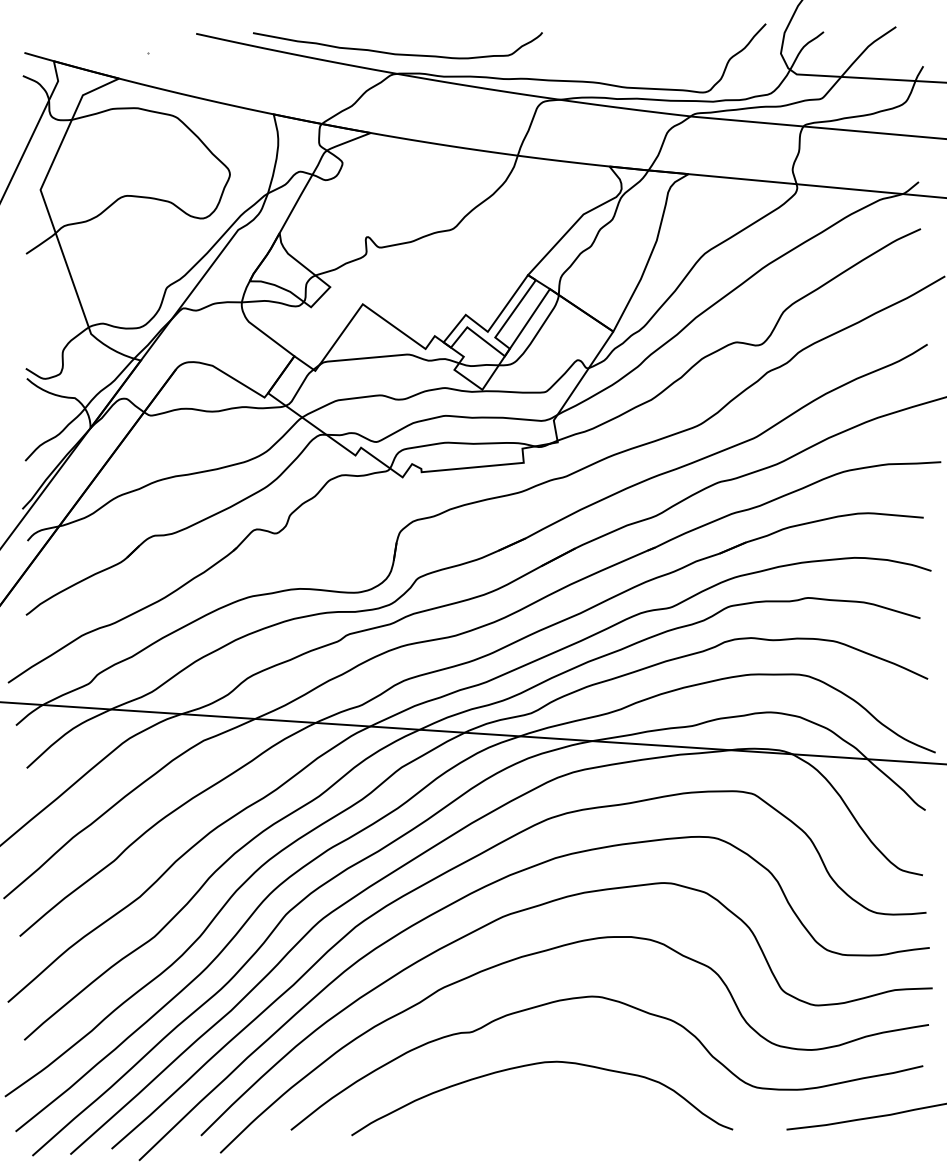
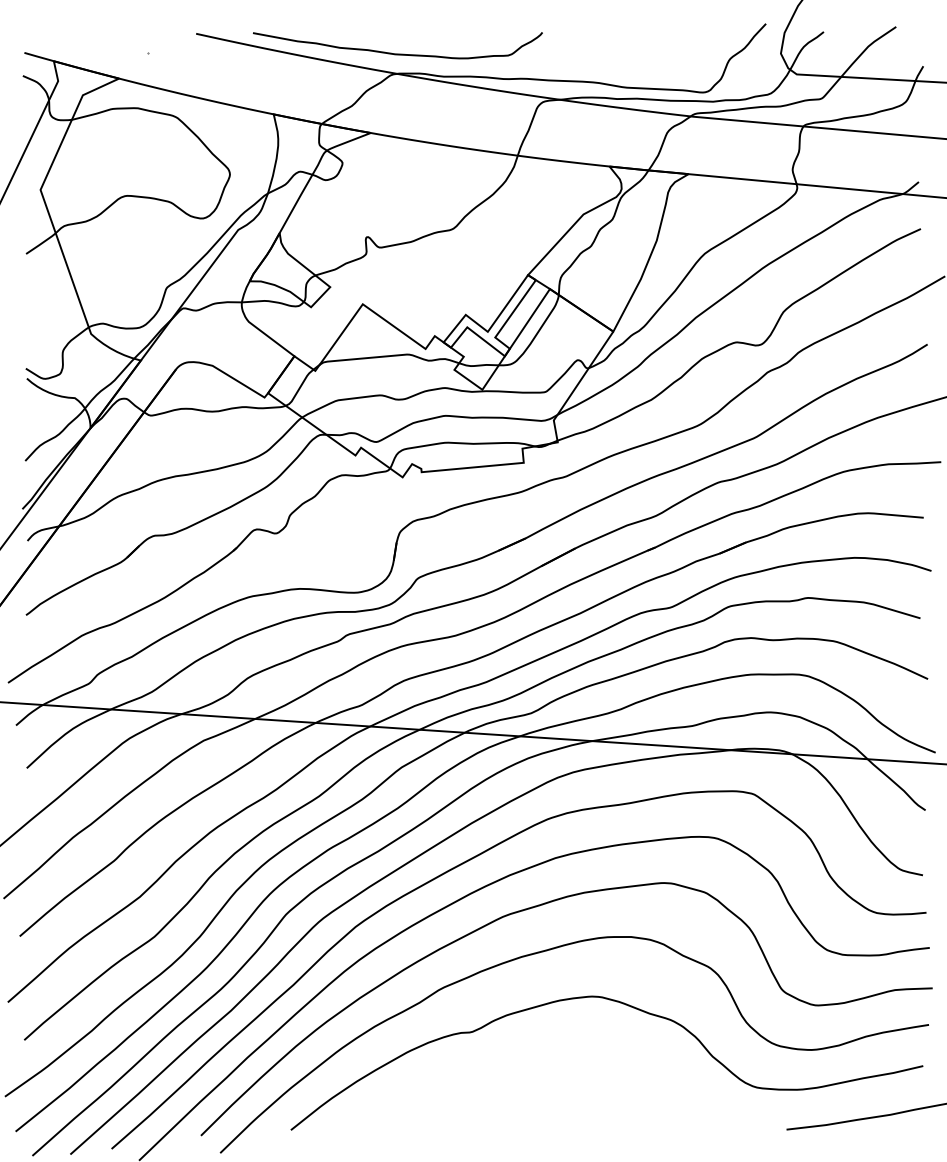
curve: present -> none (533, 1065)
